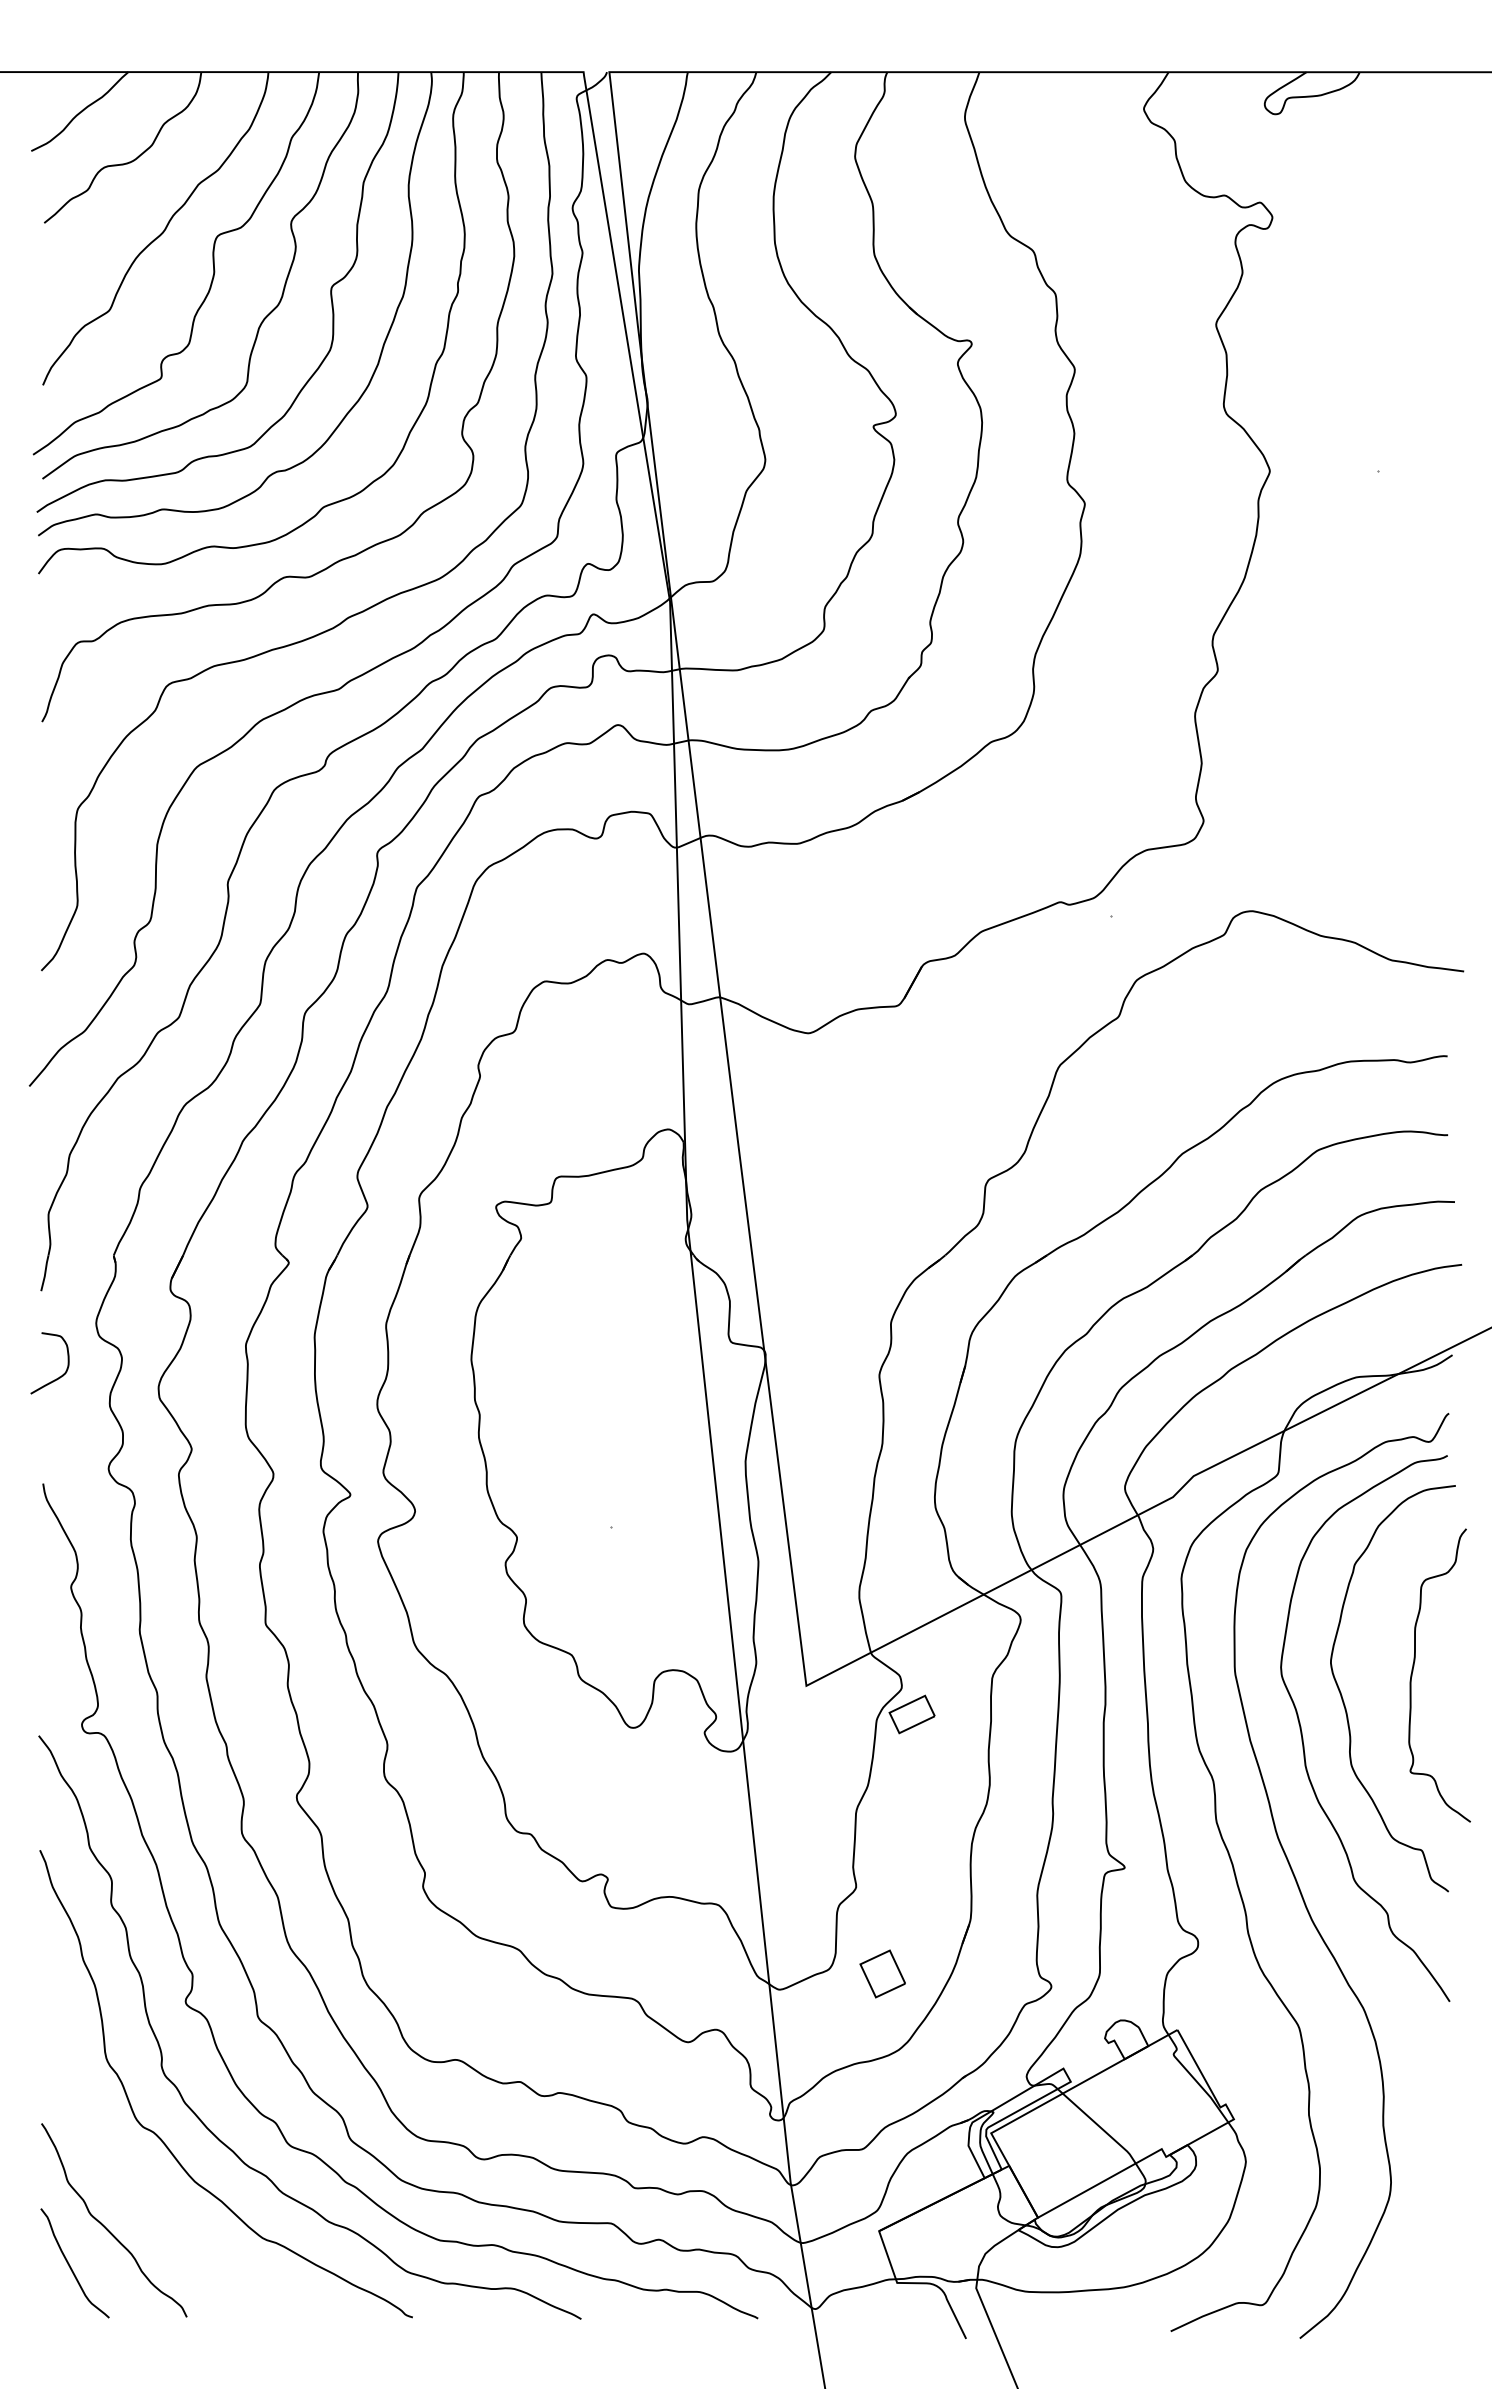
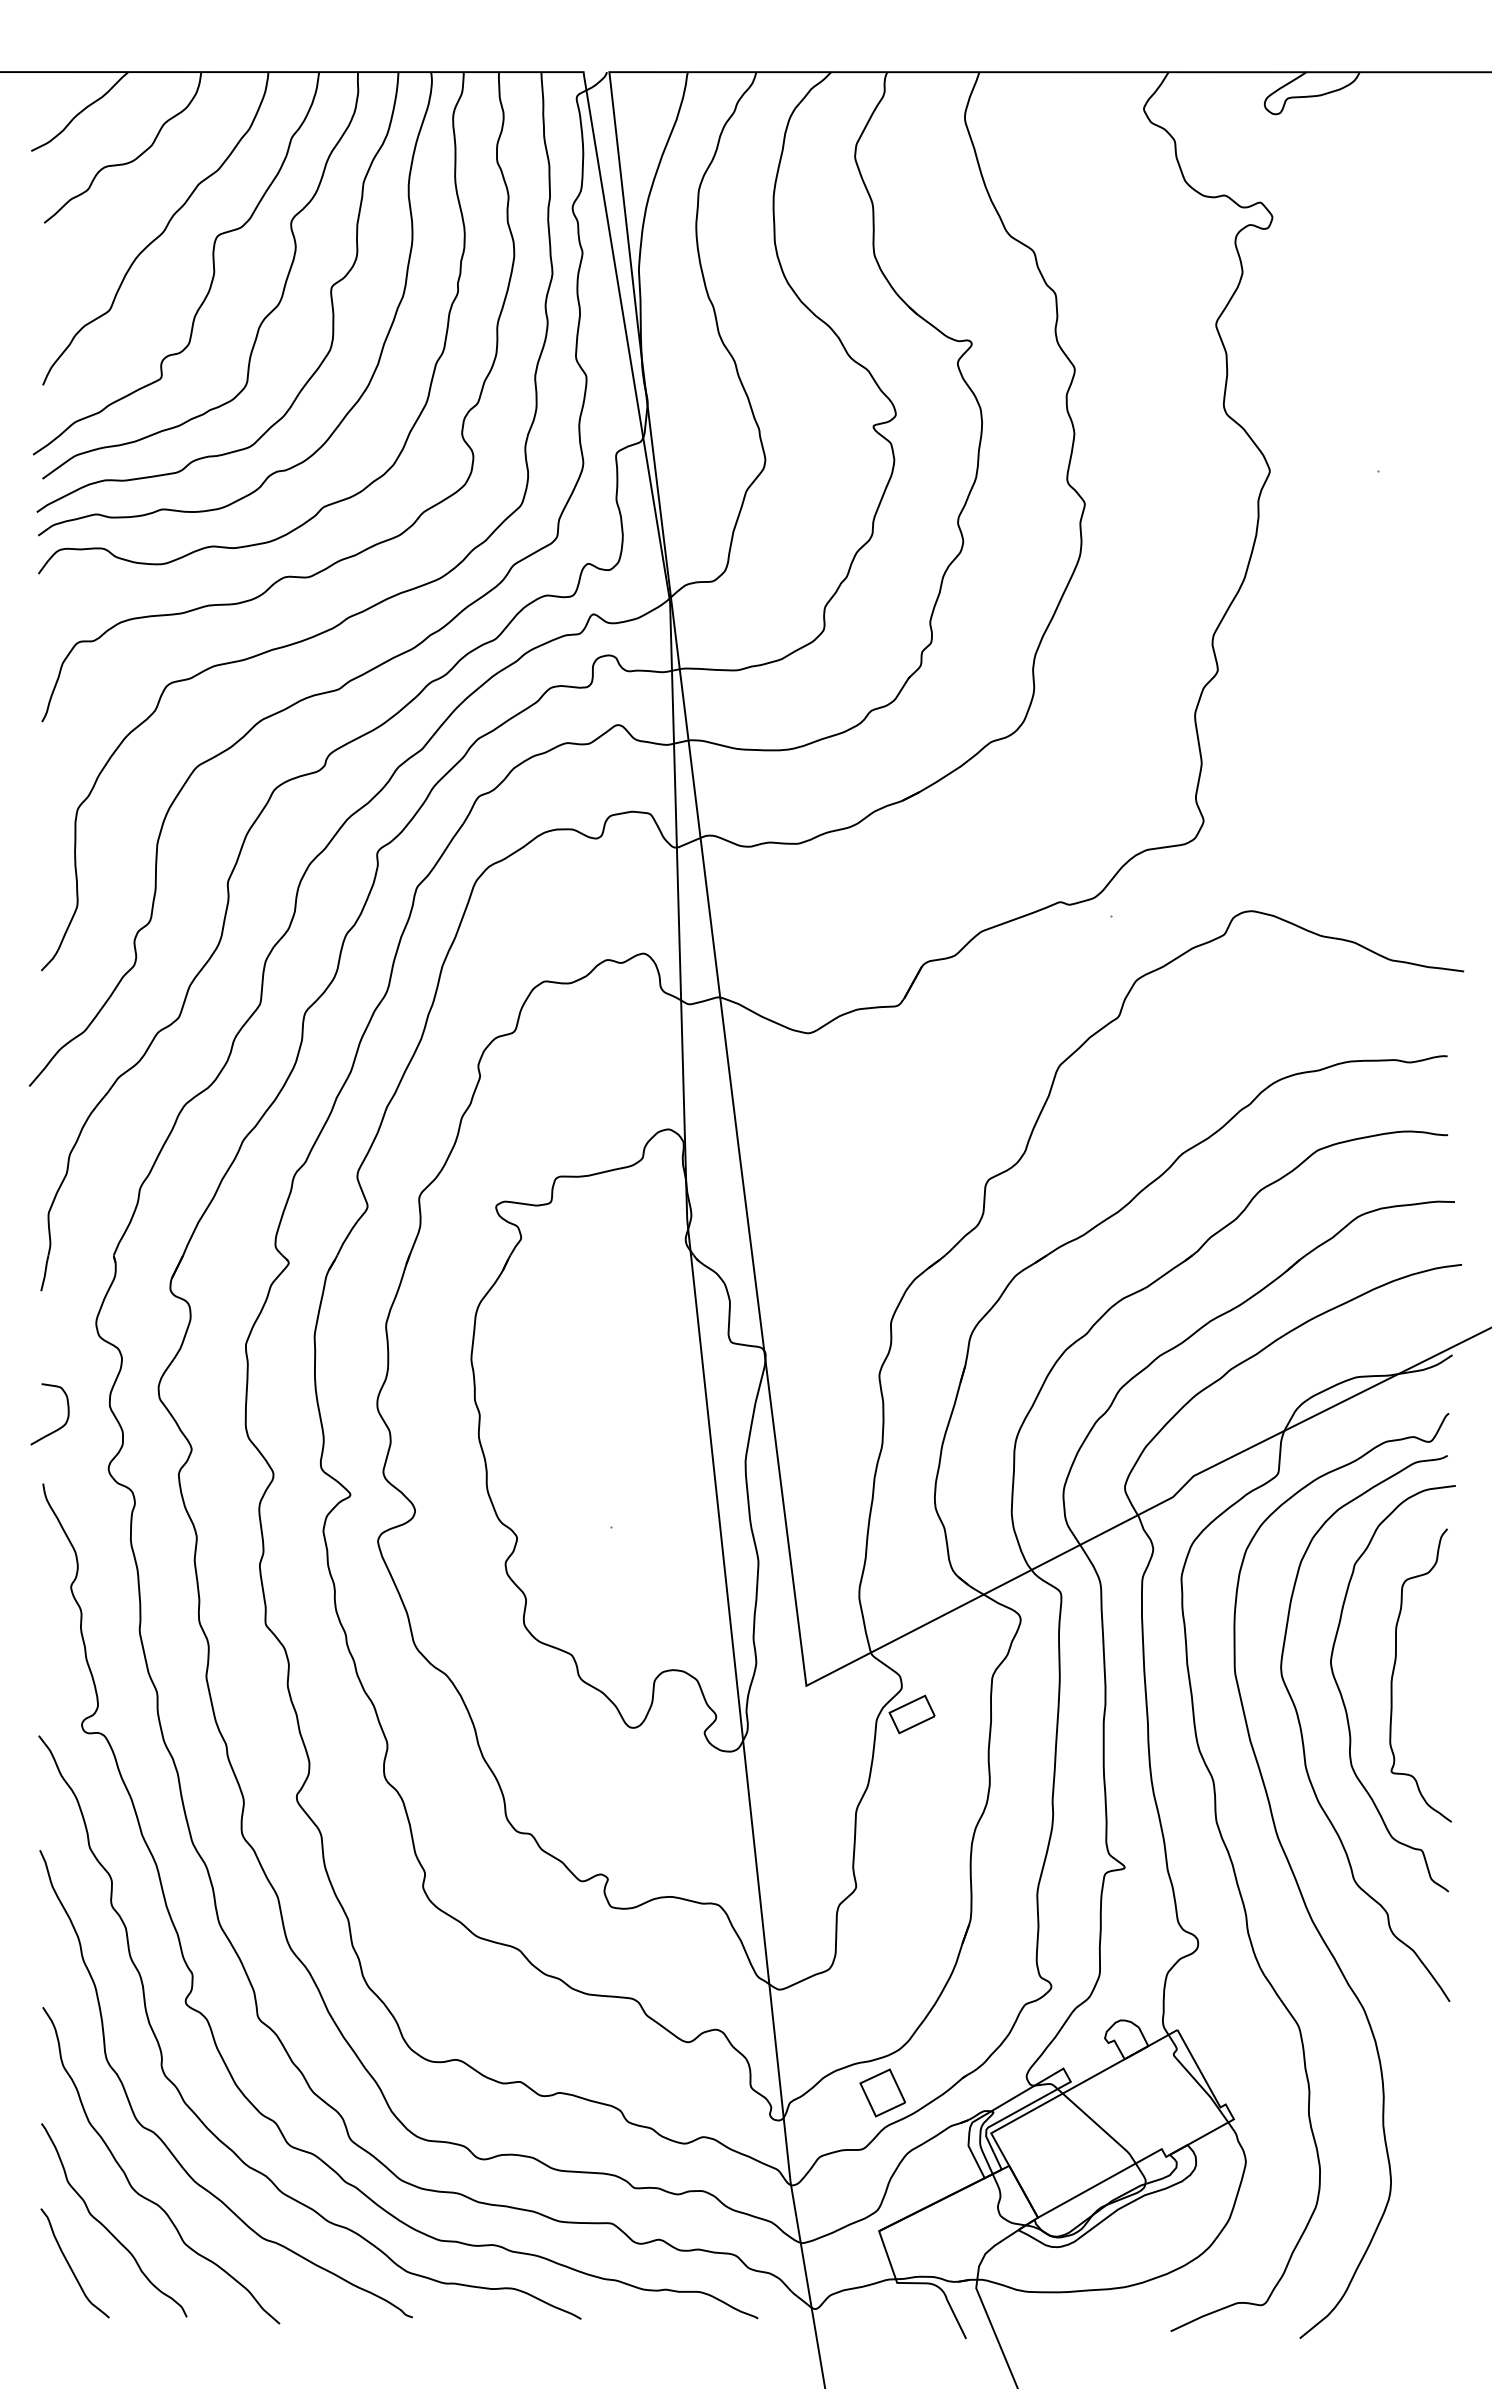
curve position: (59, 1376) -> (59, 1427) (59, 1427)
curve position: (1413, 1671) -> (1394, 1671) (1394, 1671)
part position: (882, 1973) -> (882, 2092) (882, 2092)
curve: none -> present (141, 2194)
